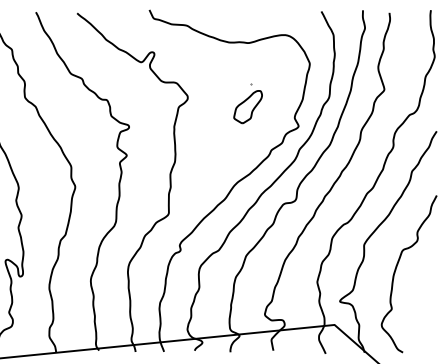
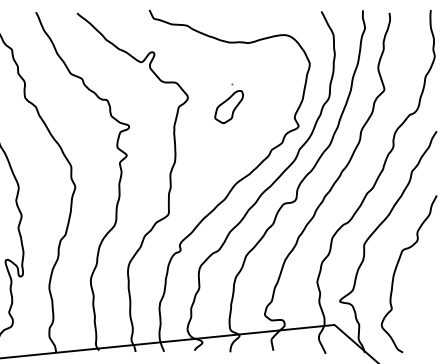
part position: (247, 103) -> (228, 103) (228, 103)
